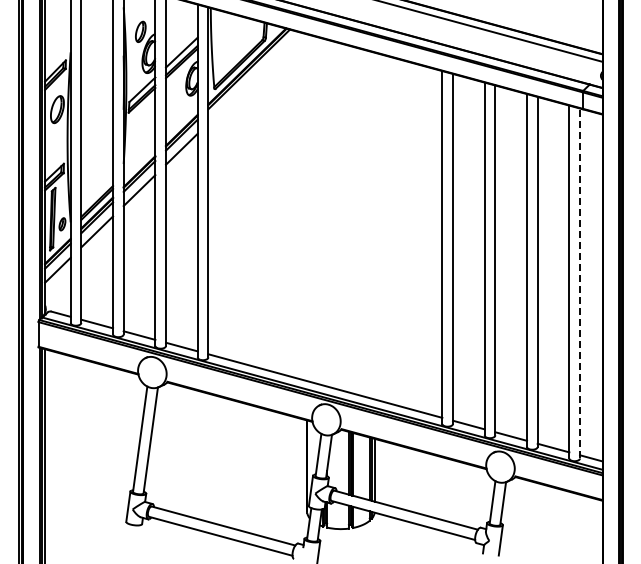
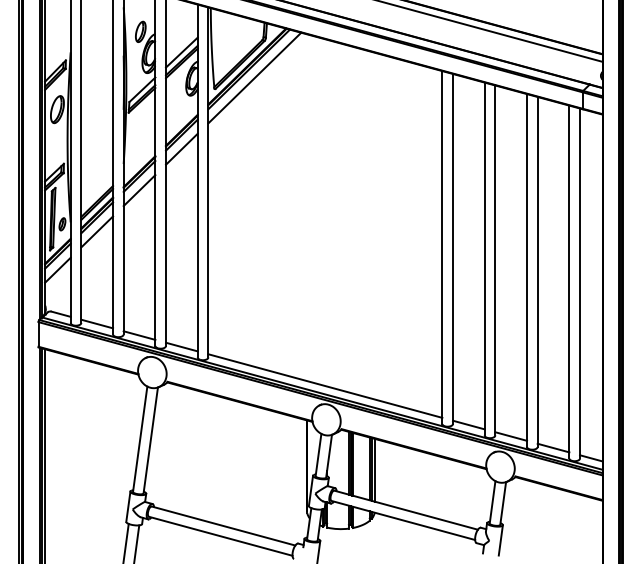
line: none -> present (254, 77)
line: dashed -> solid (580, 283)
line: none -> present (125, 541)
line: none -> present (136, 542)
